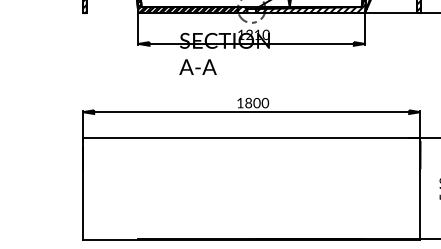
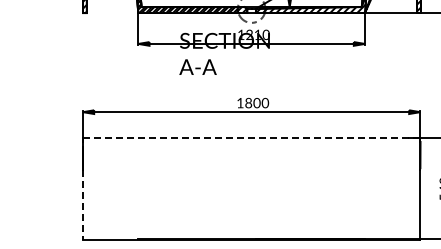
line: solid -> dashed (251, 138)
line: solid -> dashed (82, 204)
